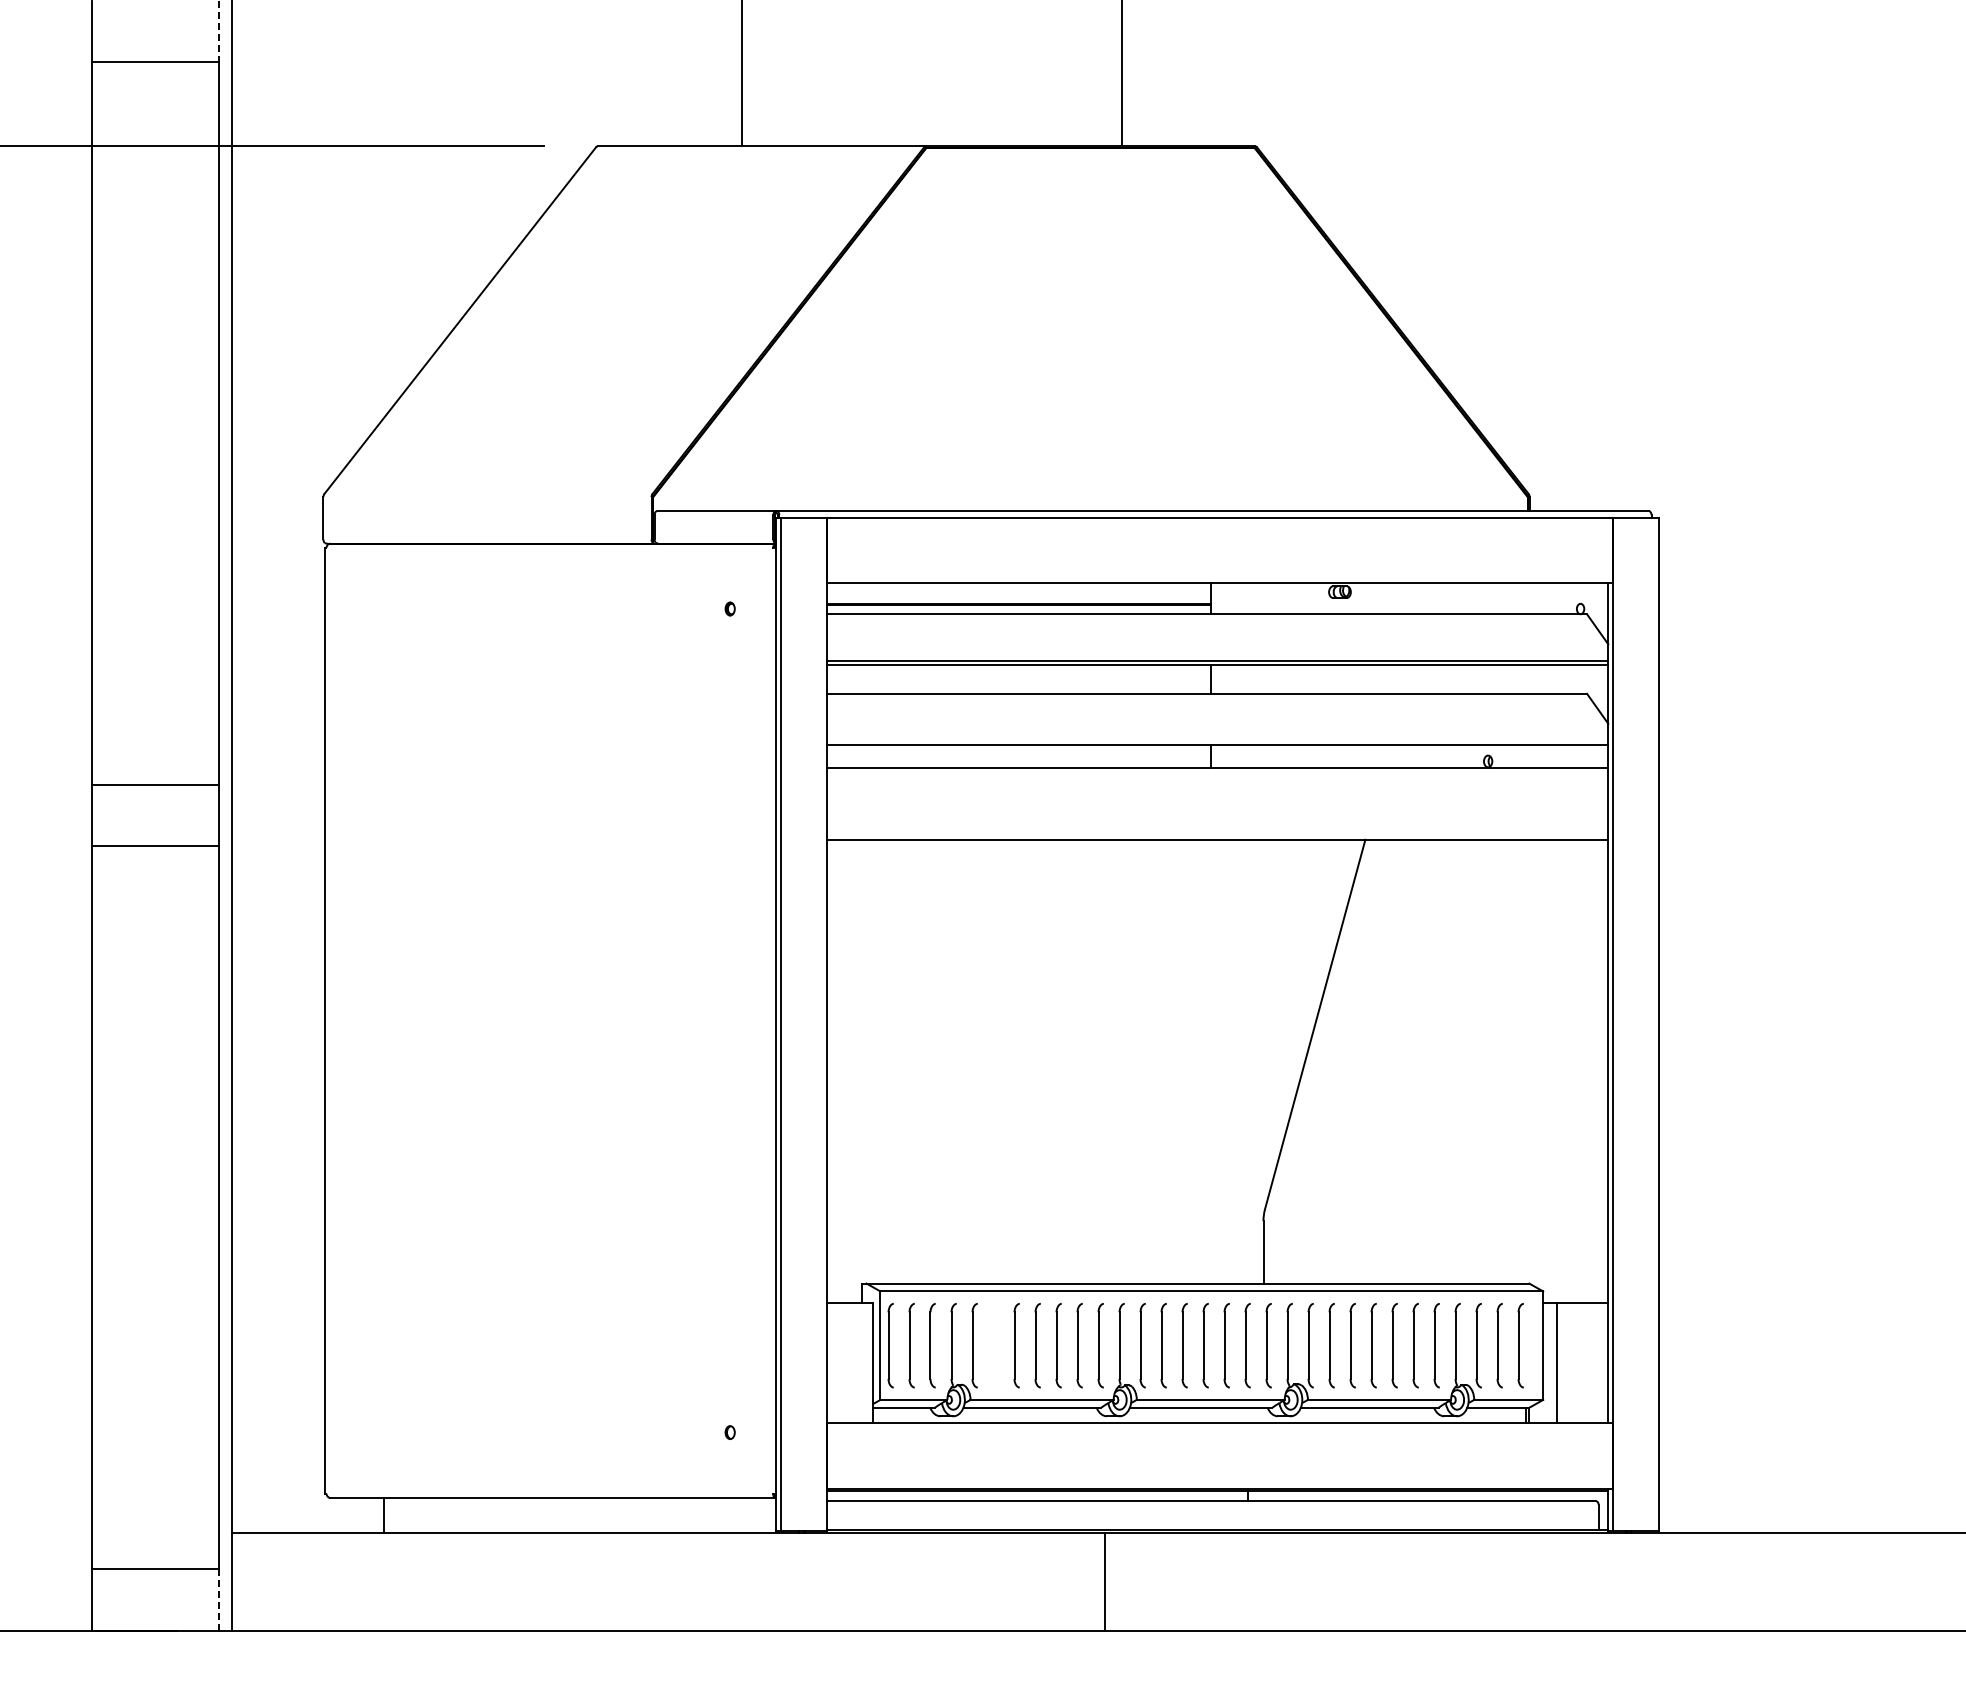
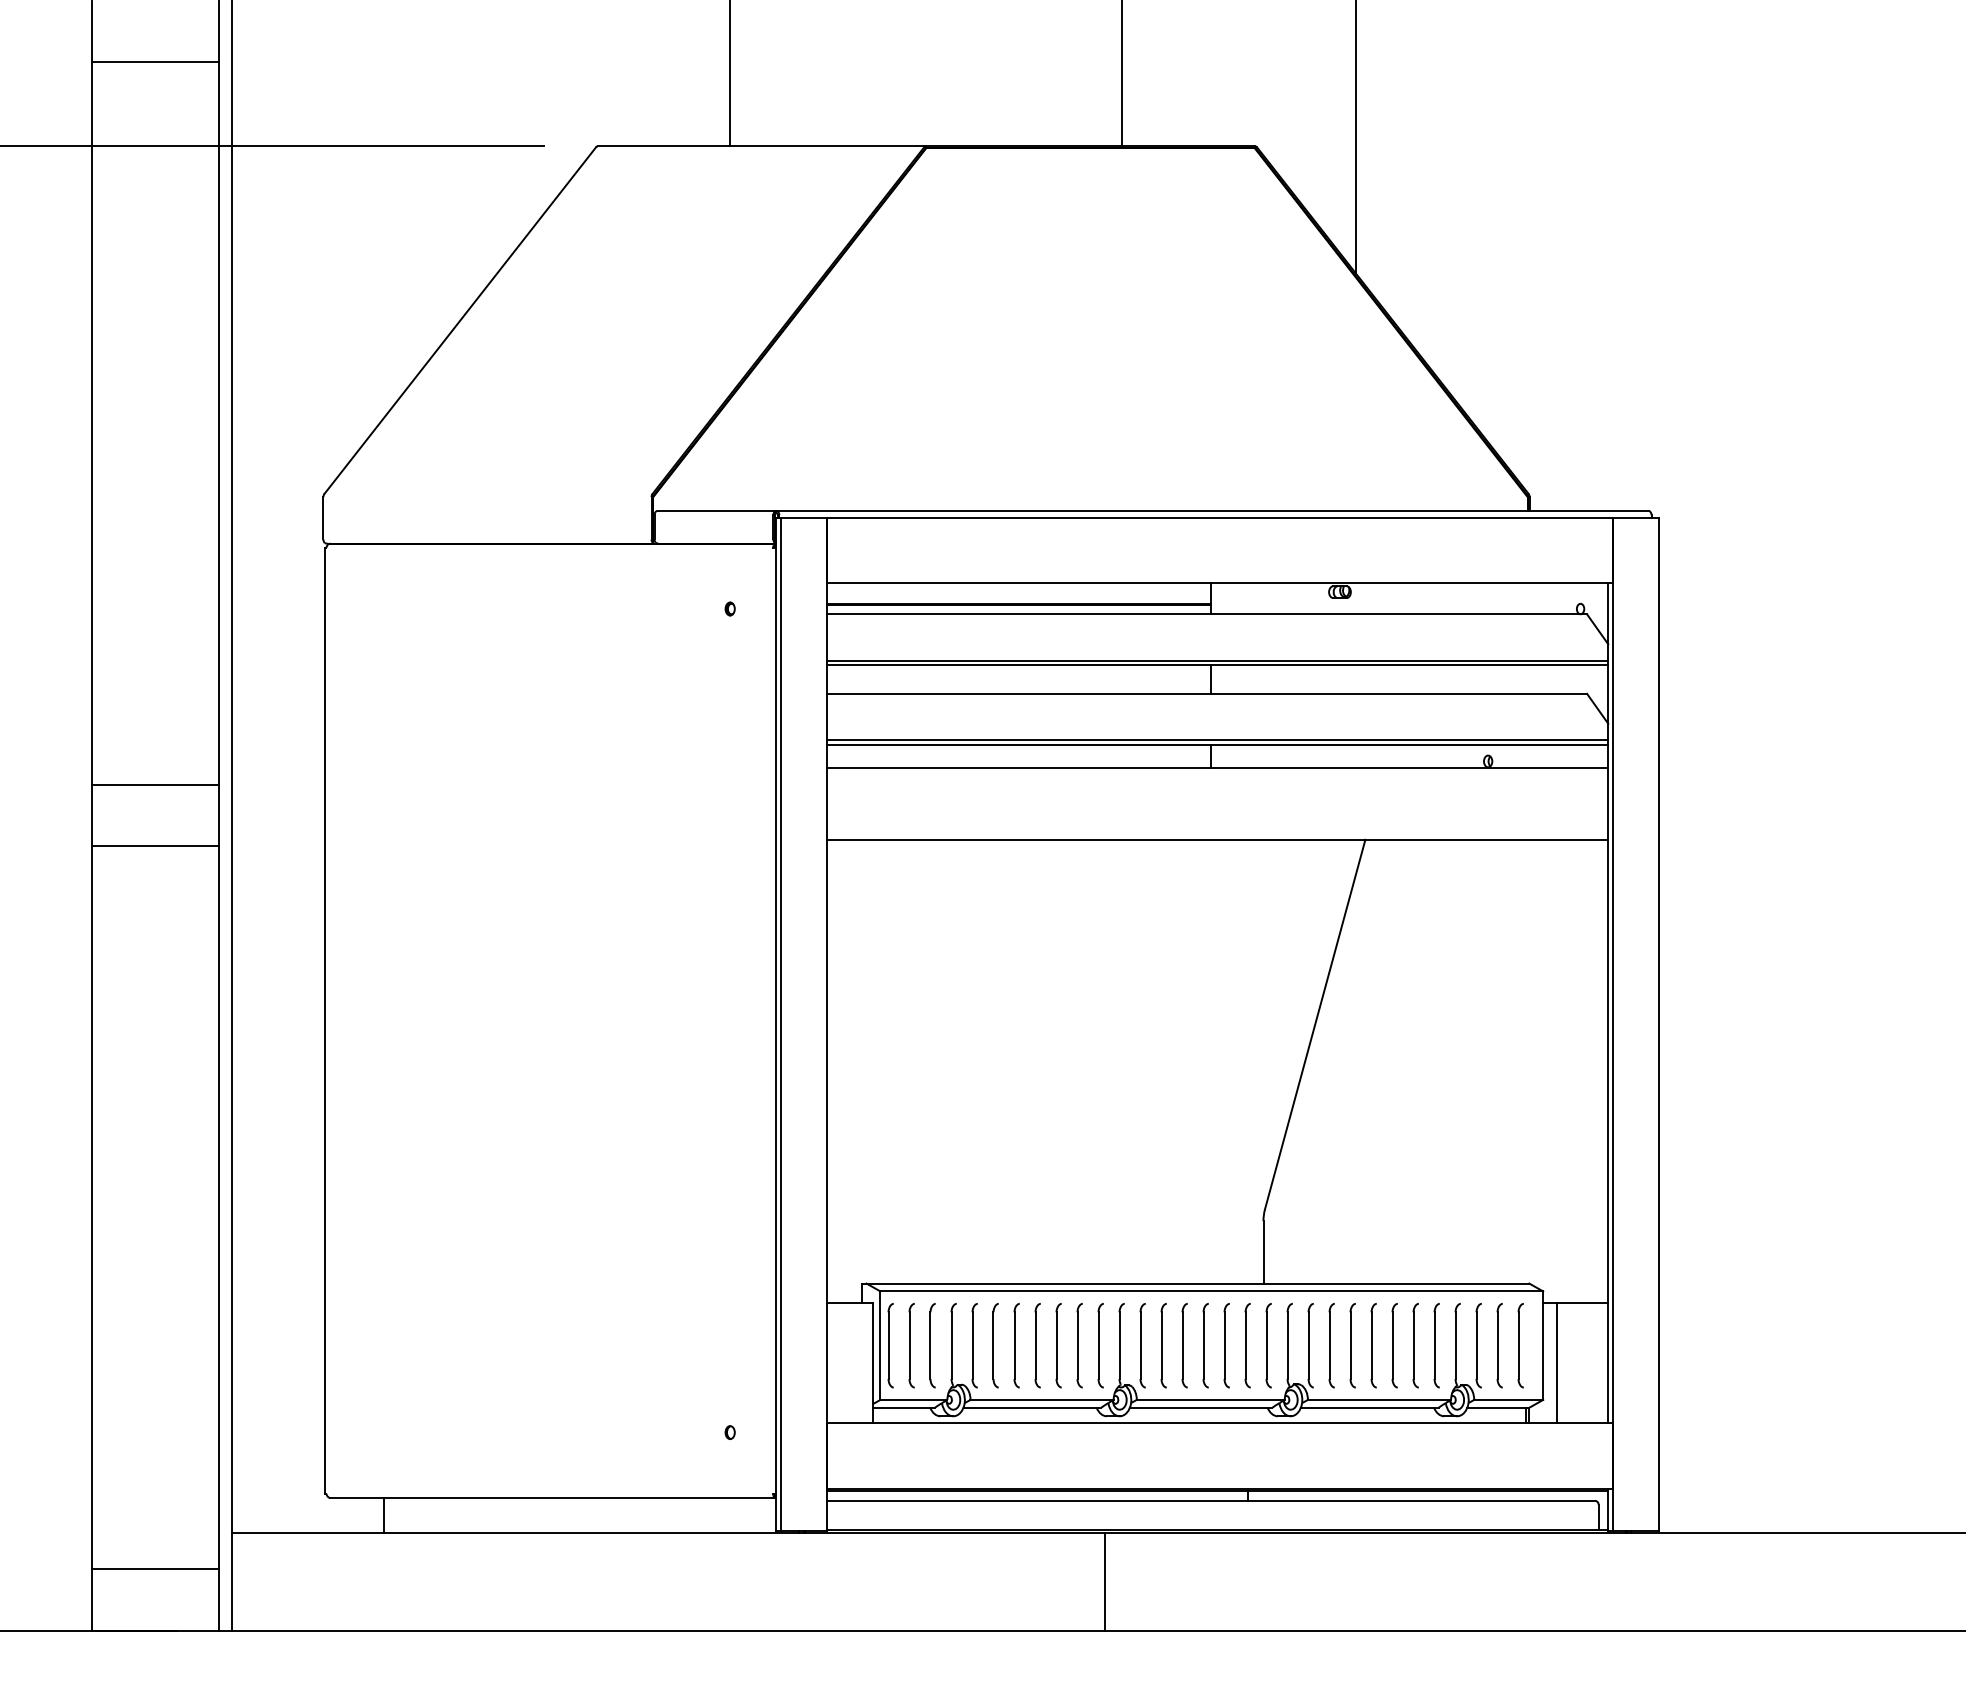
line: dashed -> solid (218, 31)
line position: (742, 74) -> (730, 74) (730, 74)
line: none -> present (1356, 137)
line: none -> present (1217, 740)
part: none -> present (995, 1345)
line: dashed -> solid (218, 1600)
